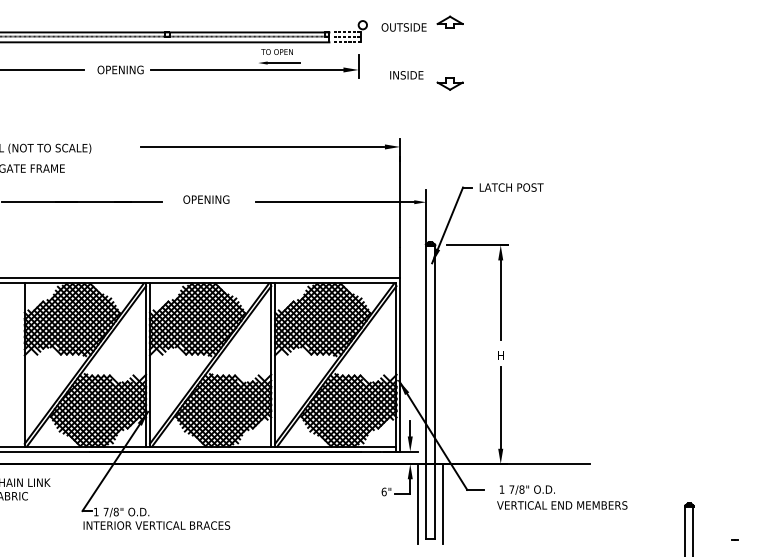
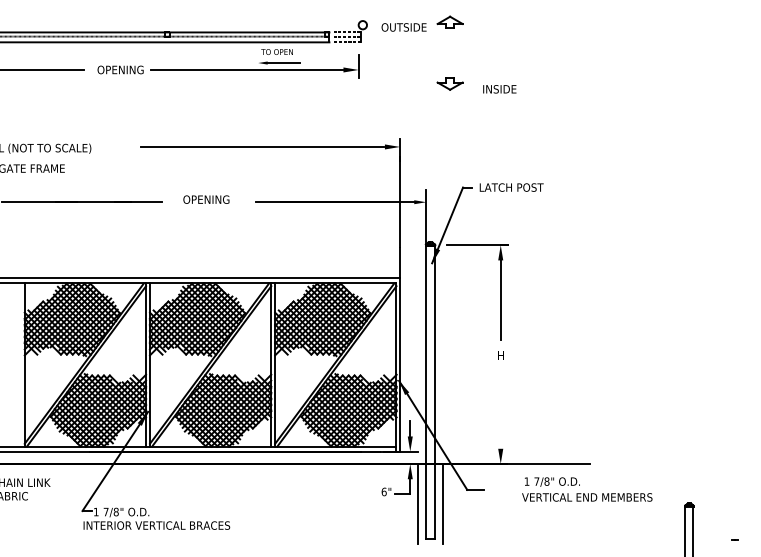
text position: (406, 75) -> (499, 89) (499, 89)
line: present -> none (500, 407)
text position: (562, 497) -> (587, 489) (587, 489)
